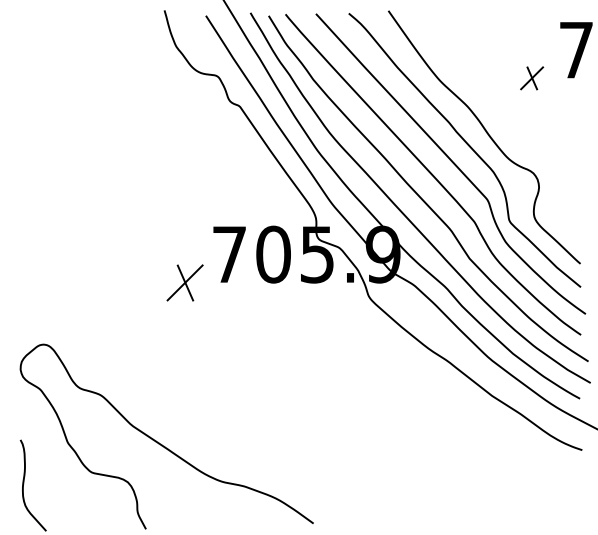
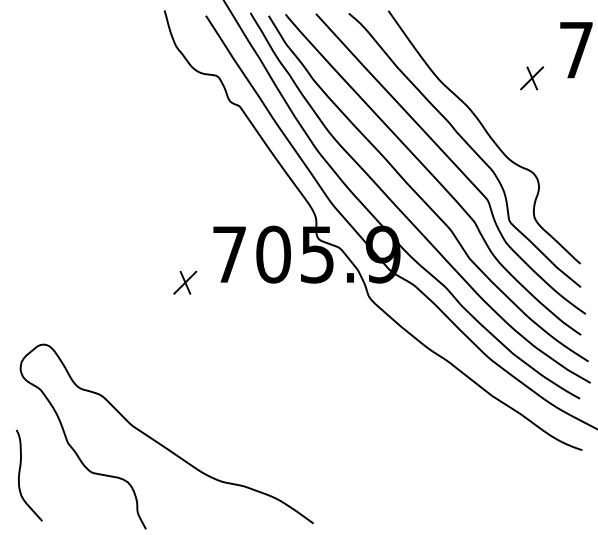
part size: 38x38 px -> 25x25 px (185, 282)
curve position: (24, 483) -> (20, 473) (20, 473)
